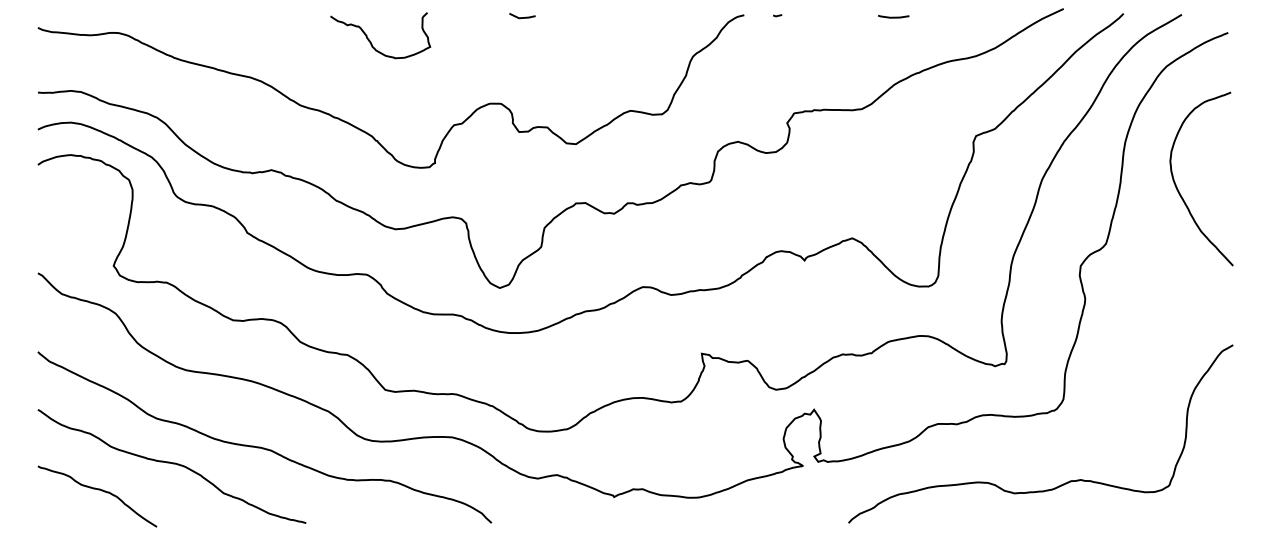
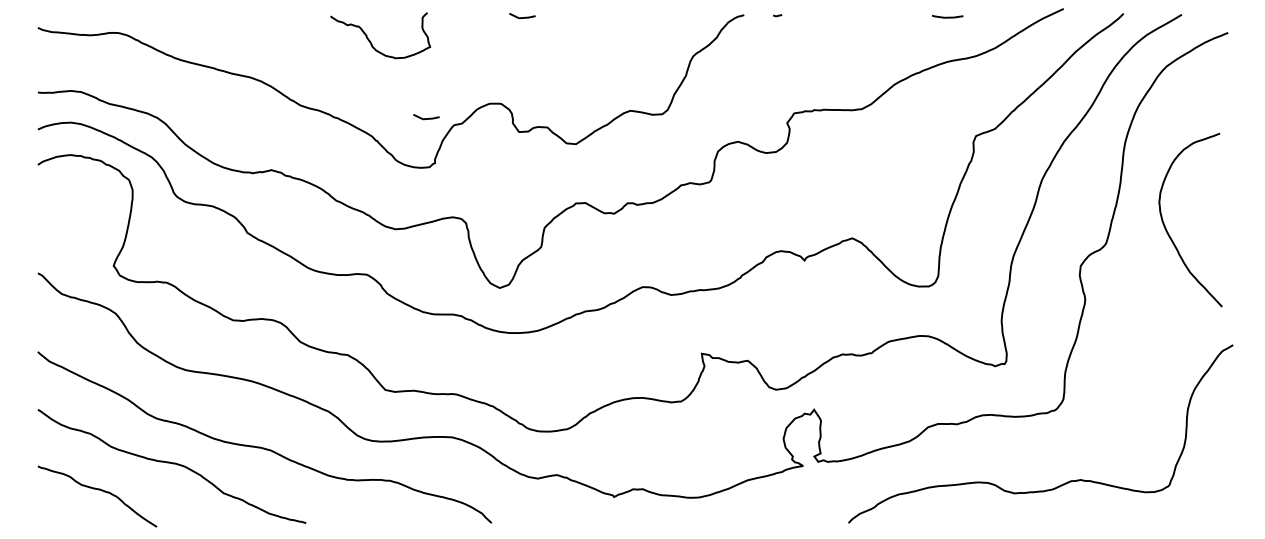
line position: (893, 16) -> (947, 16) (947, 16)
line: none -> present (426, 118)
curve position: (1177, 186) -> (1166, 227) (1166, 227)
